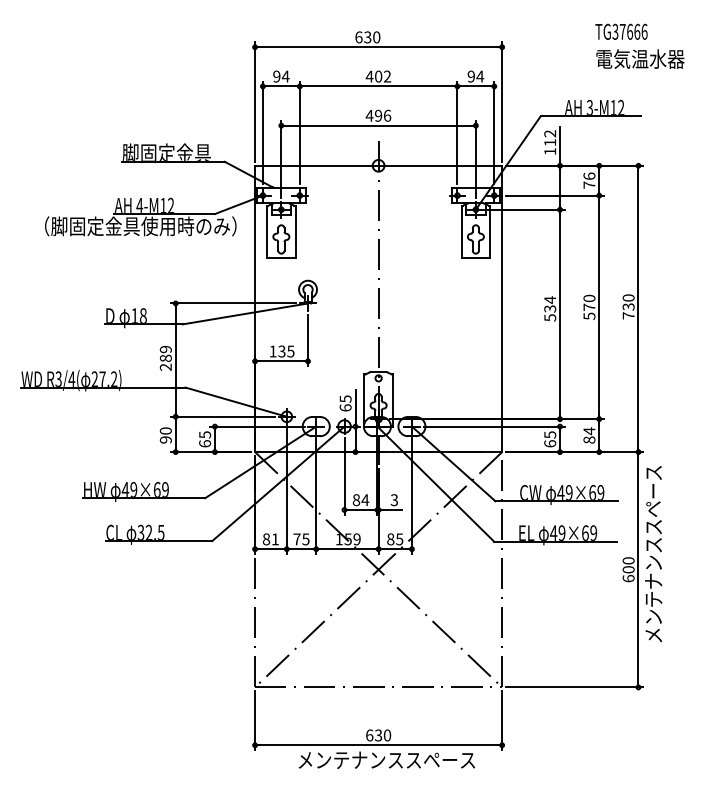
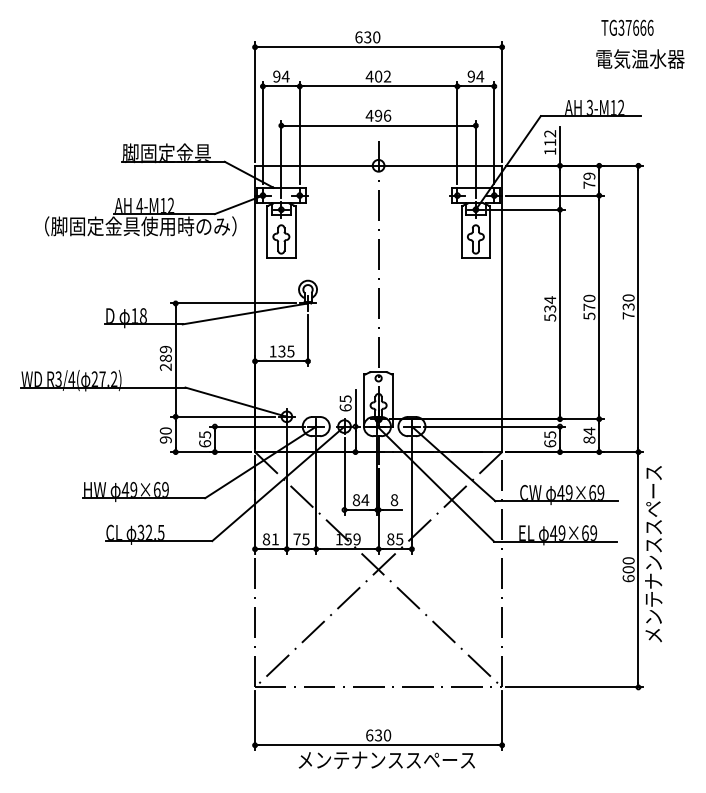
text position: (621, 31) -> (627, 27) (627, 27)
text: 76 -> 79 (589, 175)
text: 3 -> 8 (394, 499)
